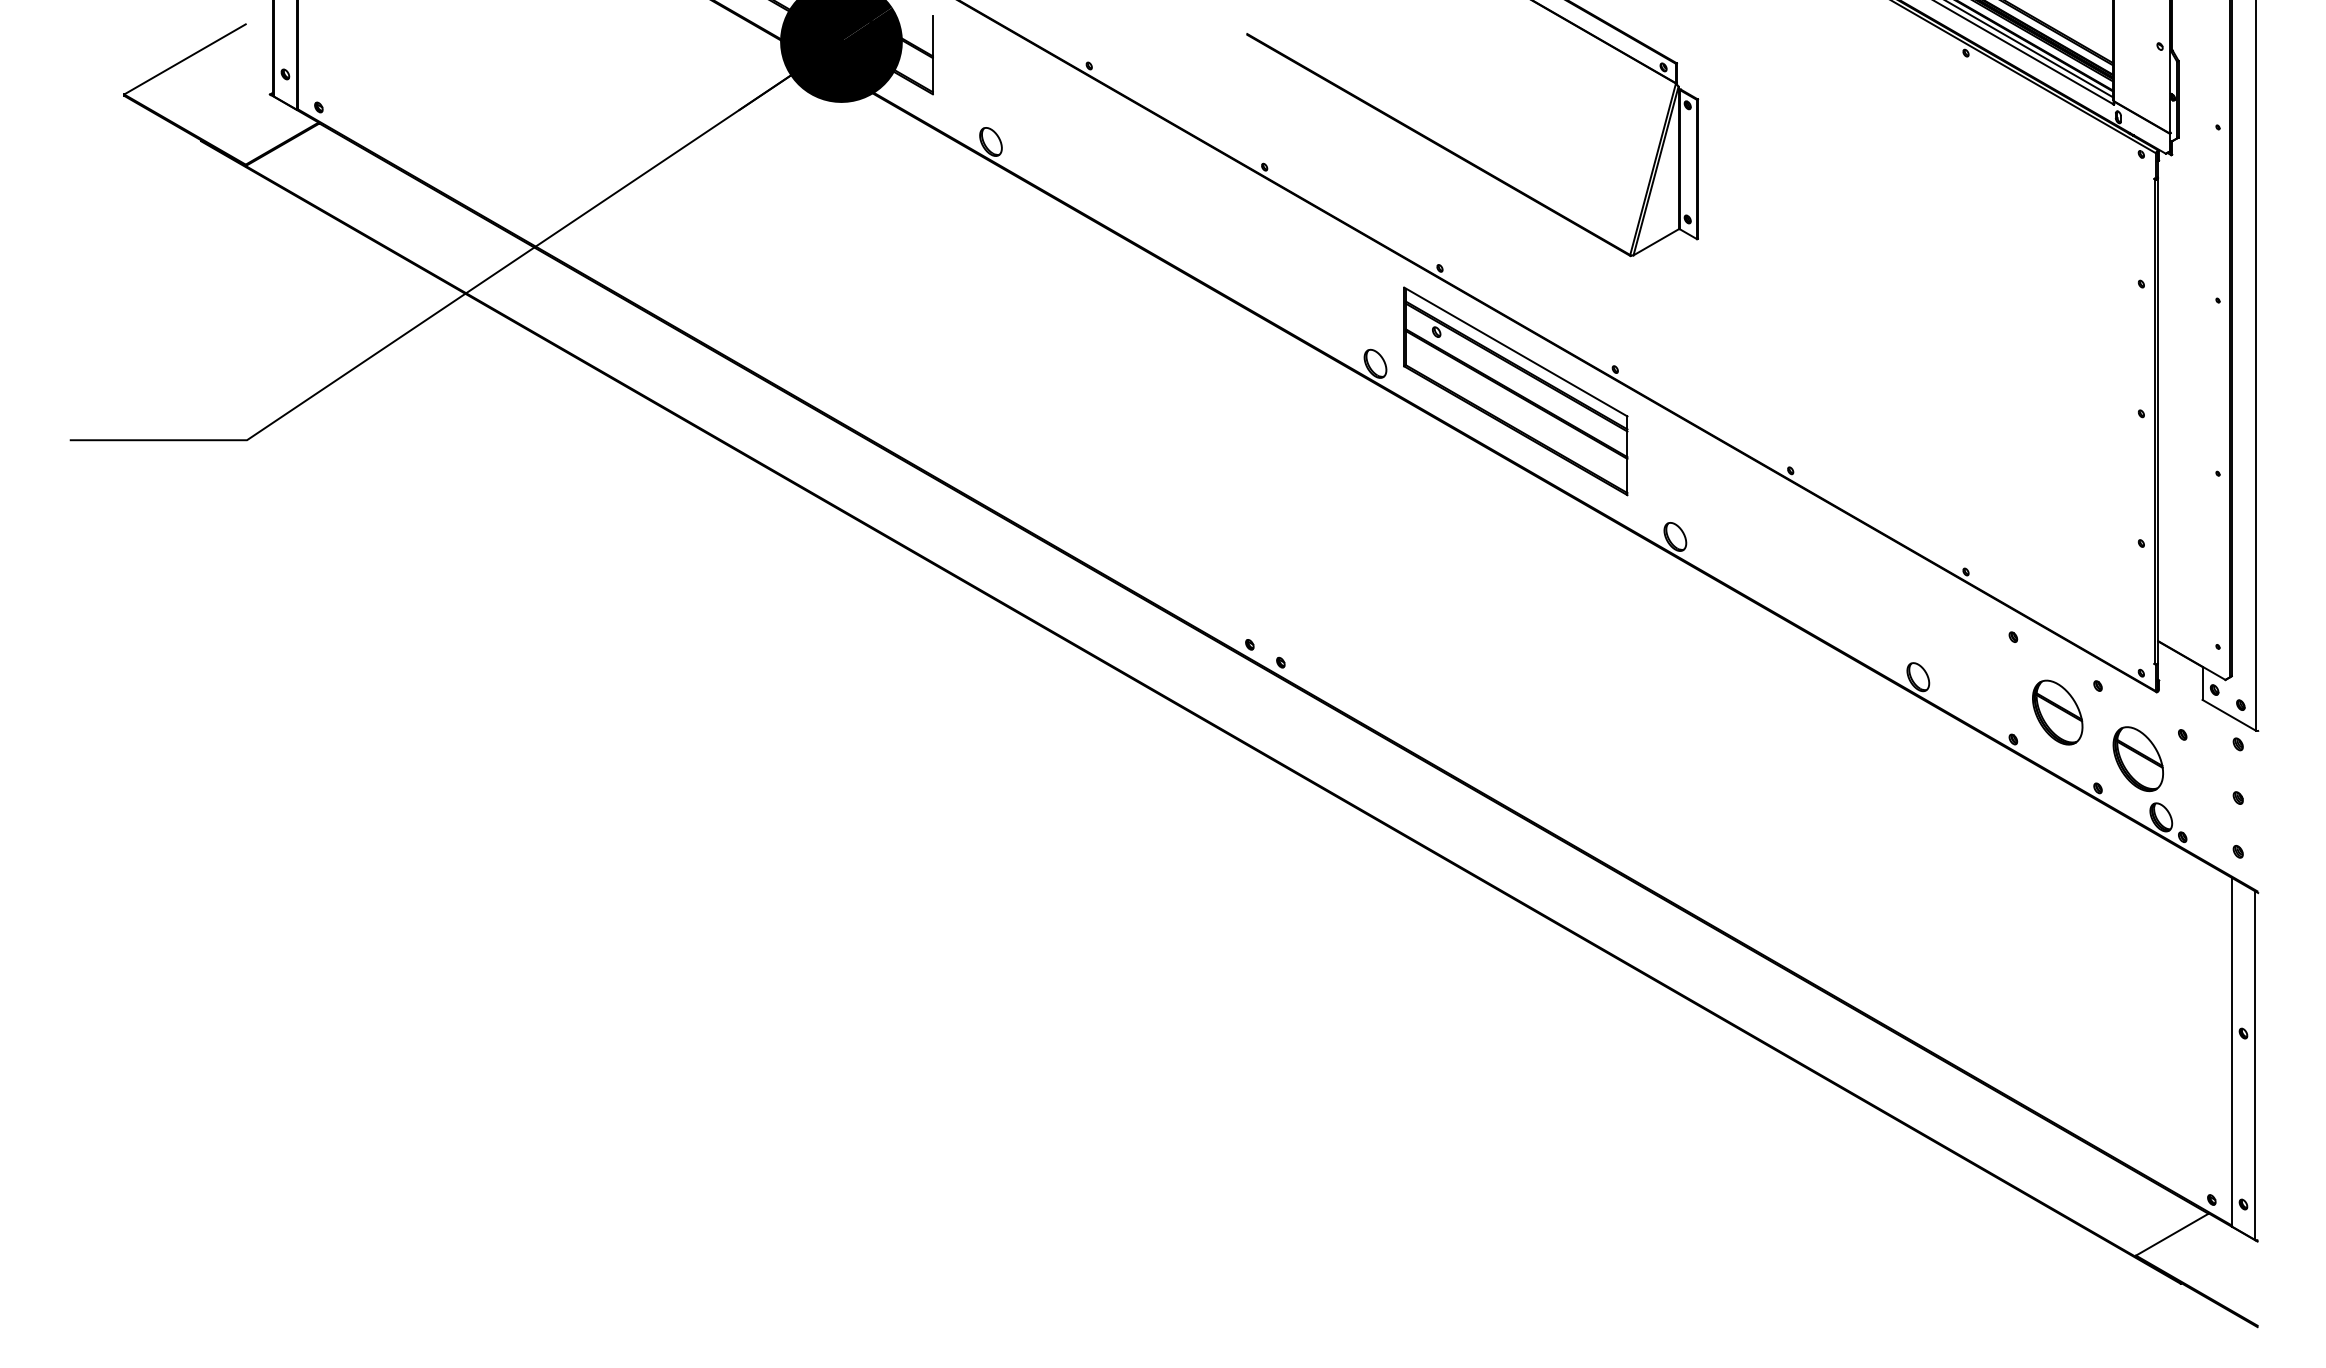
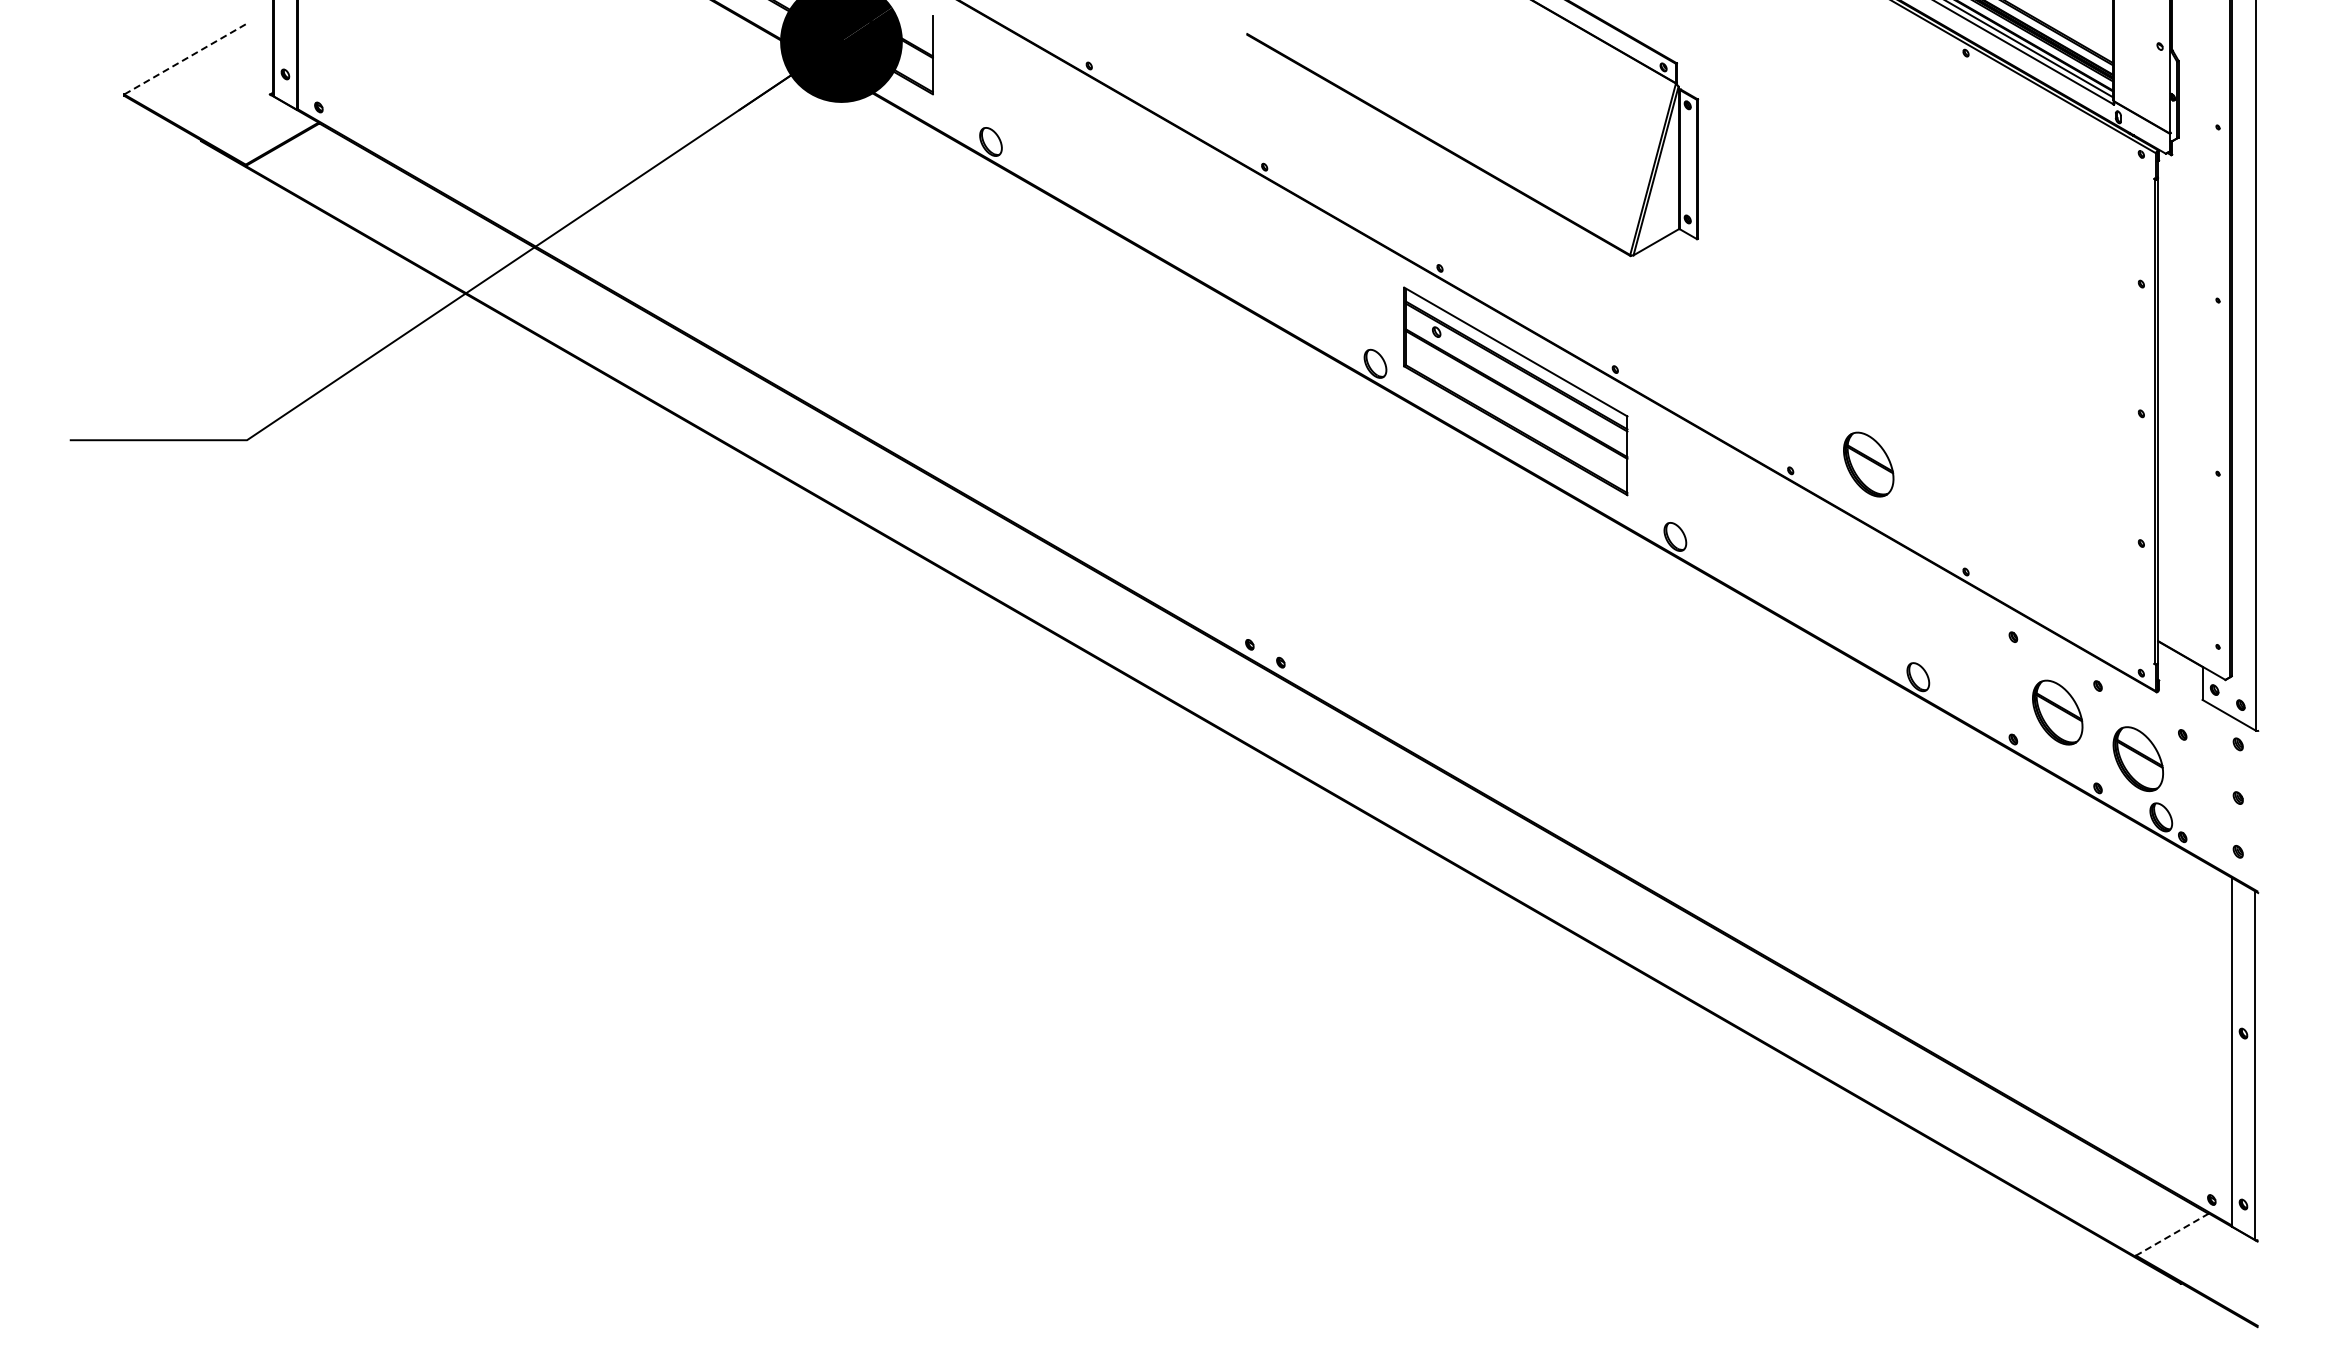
line: solid -> dashed (184, 59)
part: none -> present (1868, 464)
line: solid -> dashed (2172, 1234)
